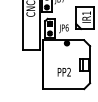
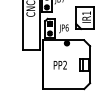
text position: (63, 71) -> (59, 64) (59, 64)
